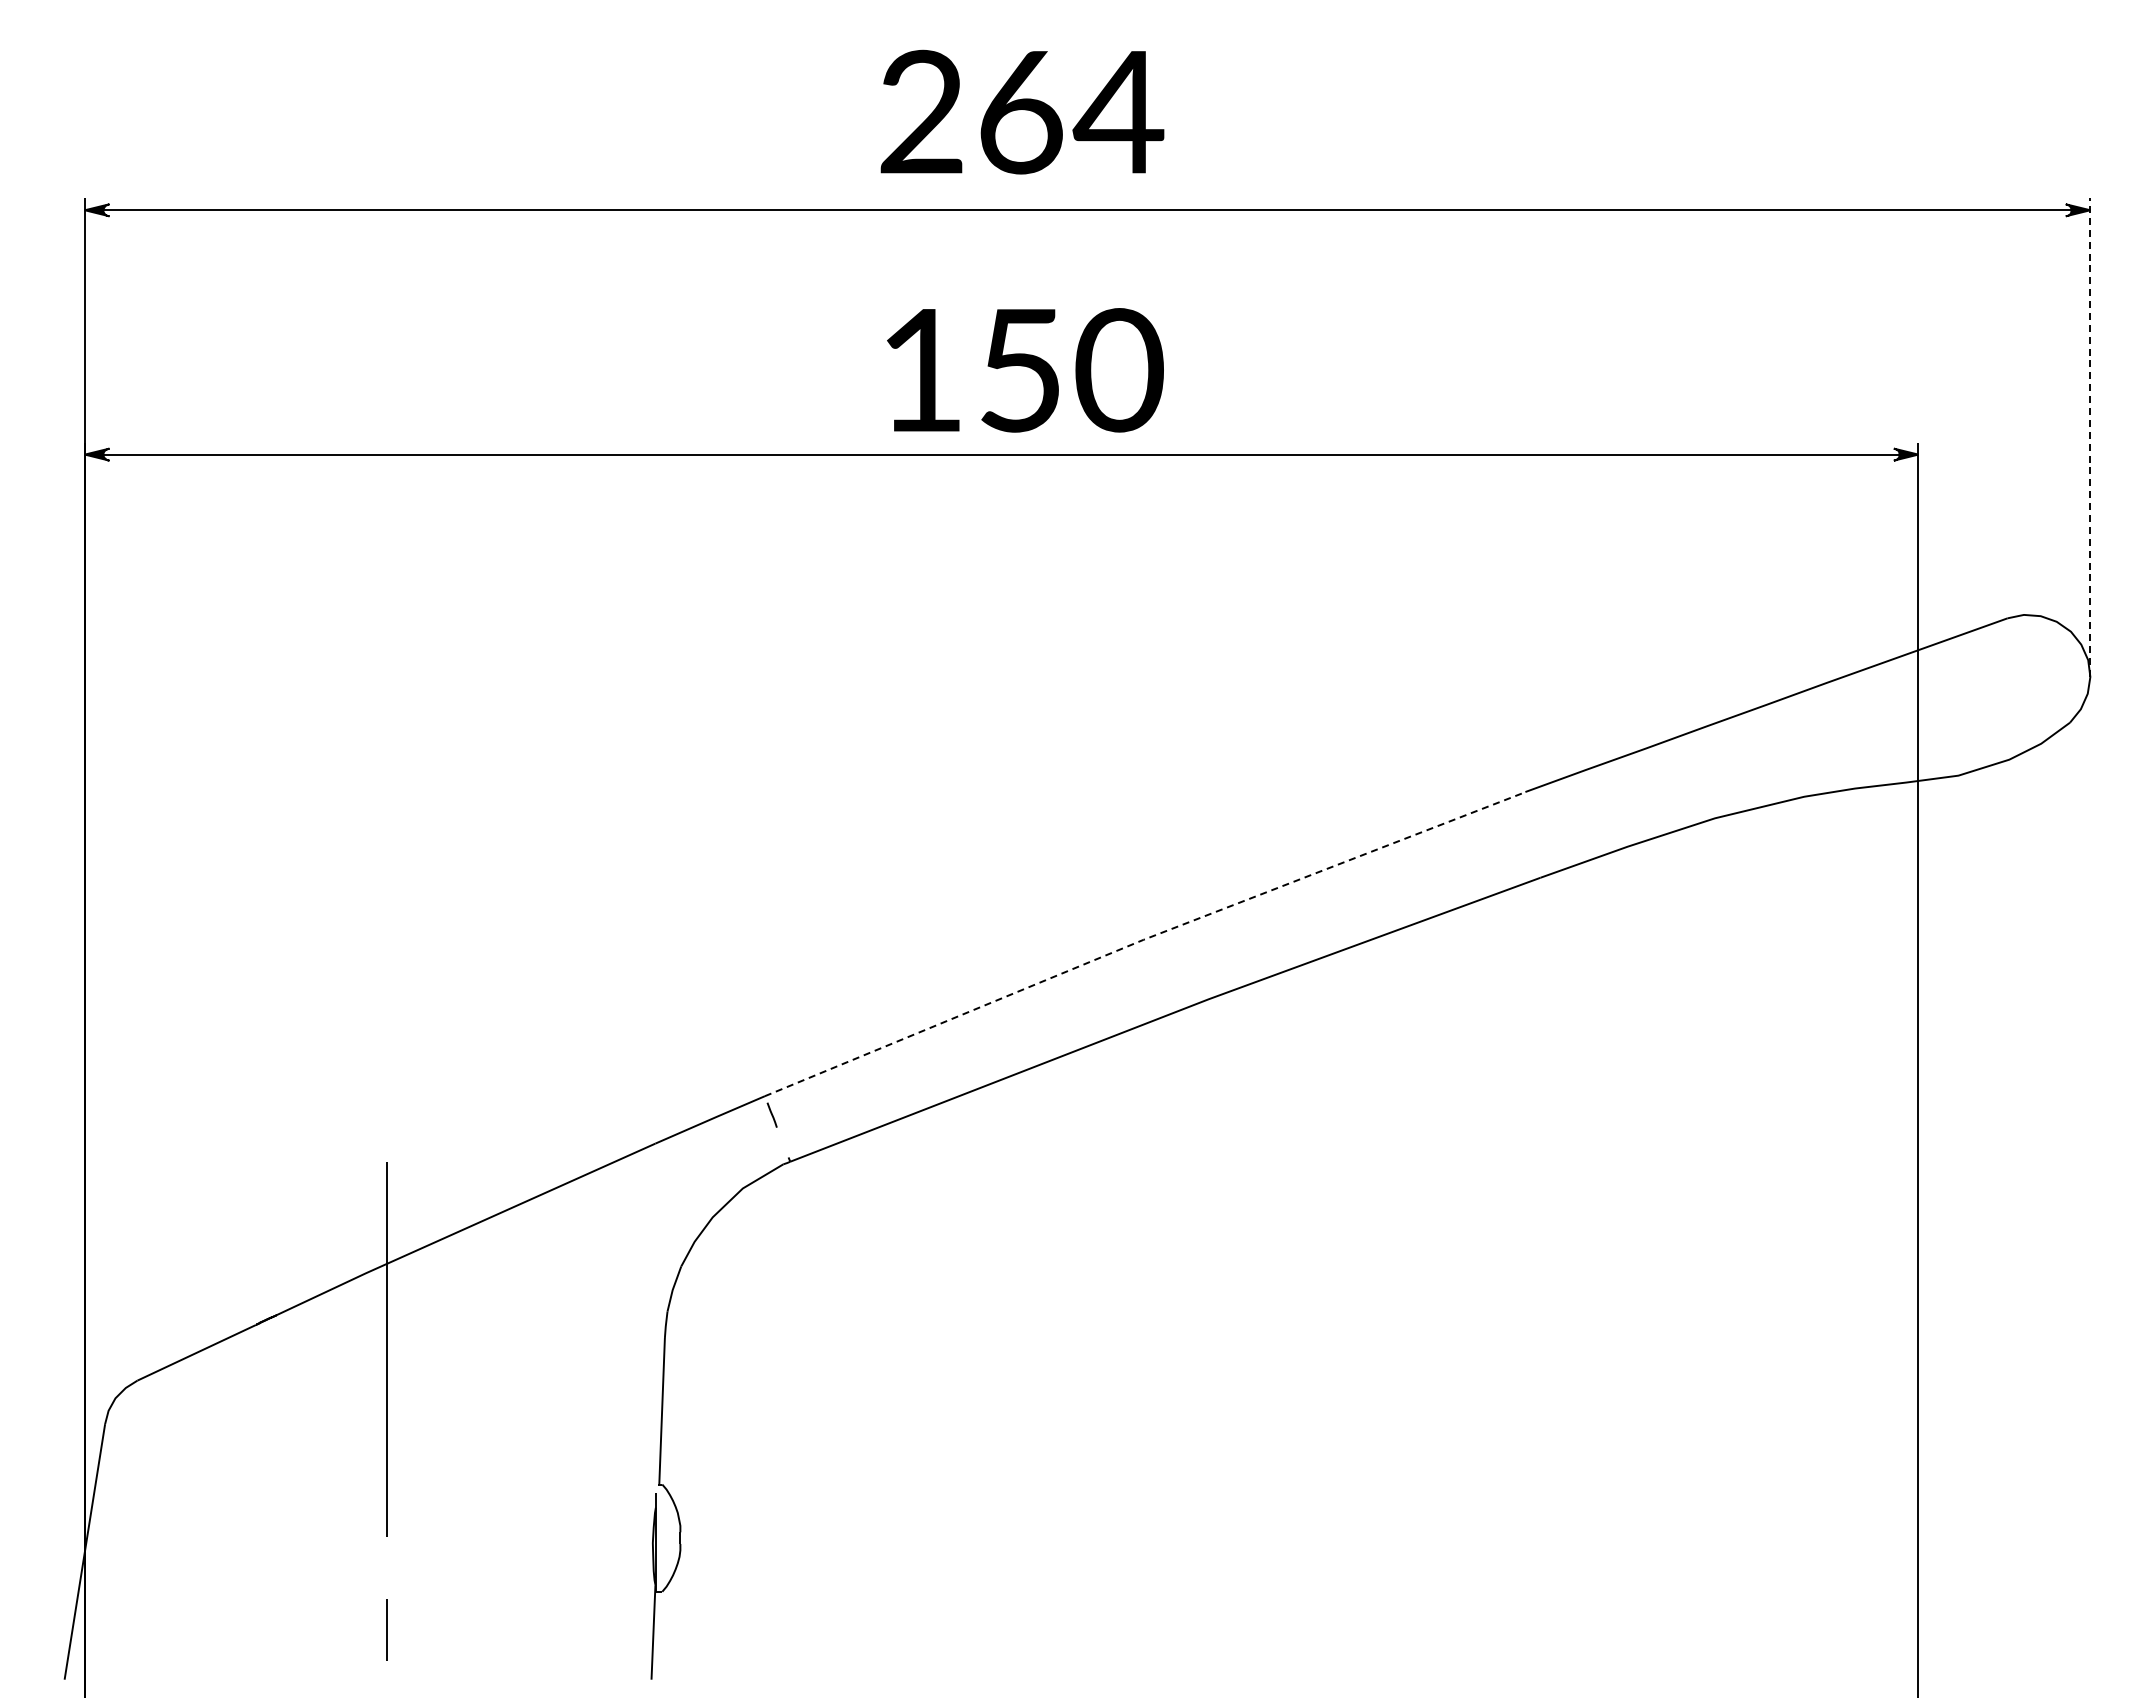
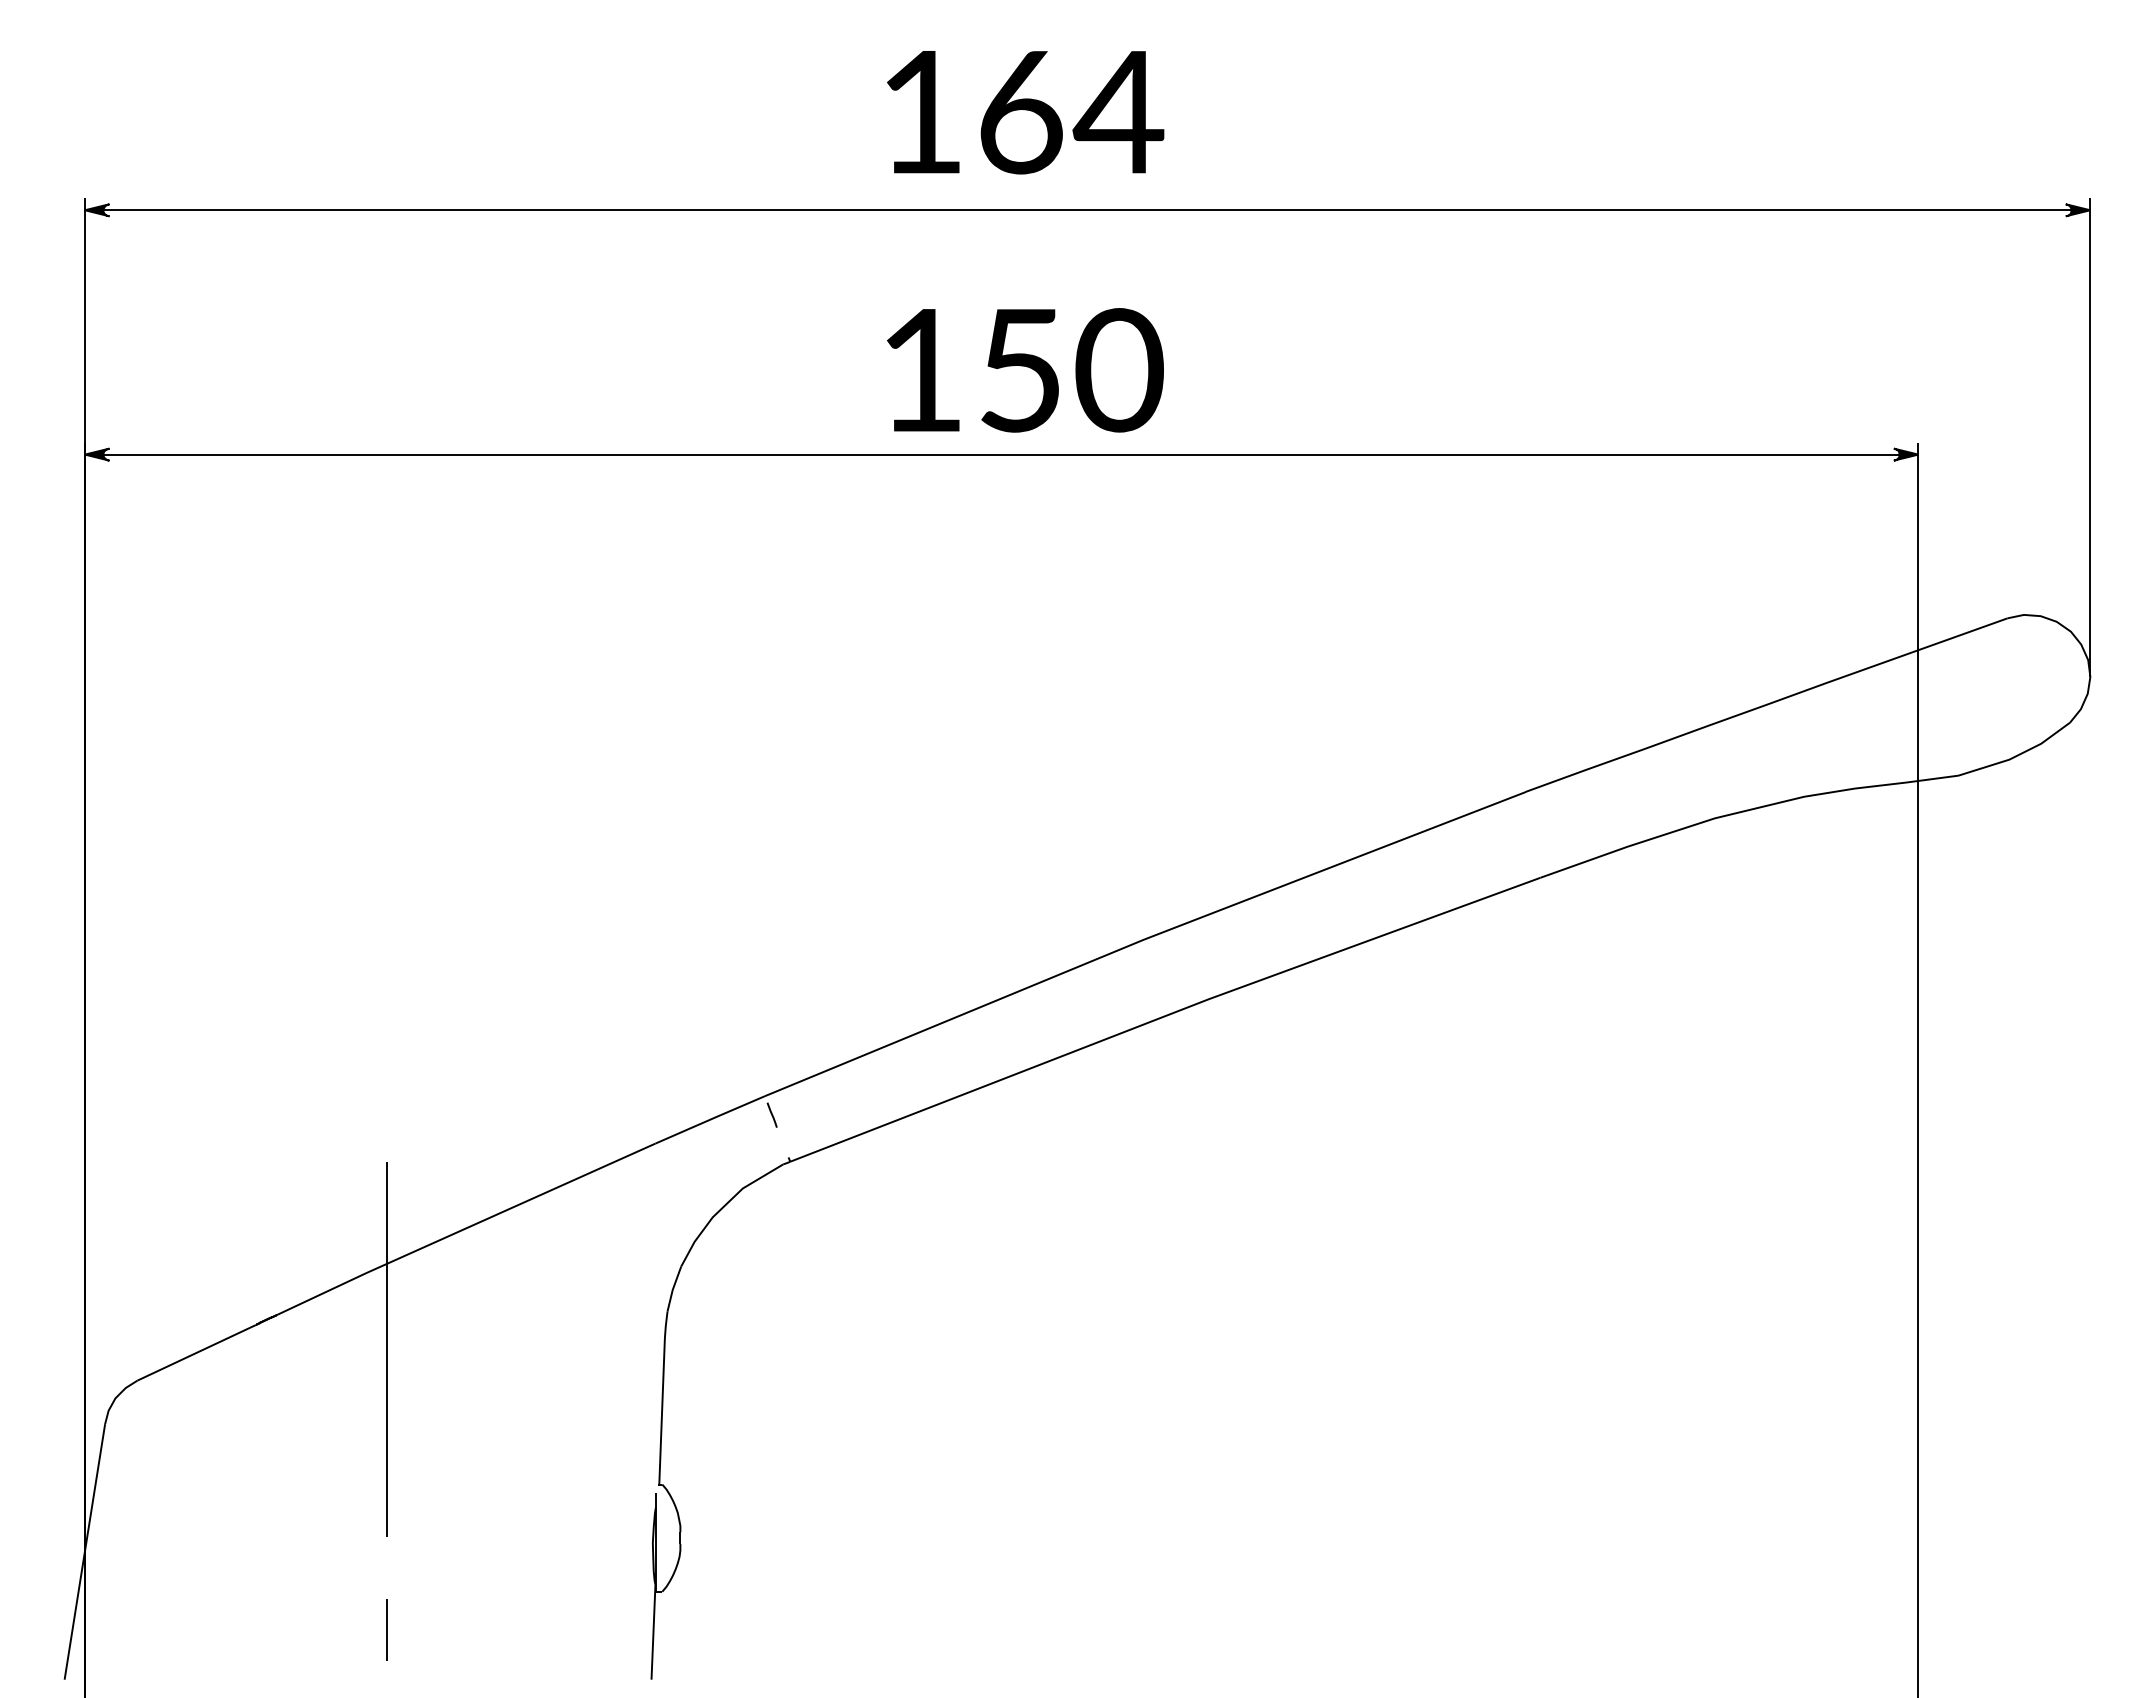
text: 264 -> 164 (921, 111)
line: dashed -> solid (2090, 436)
line: dashed -> solid (1143, 939)
